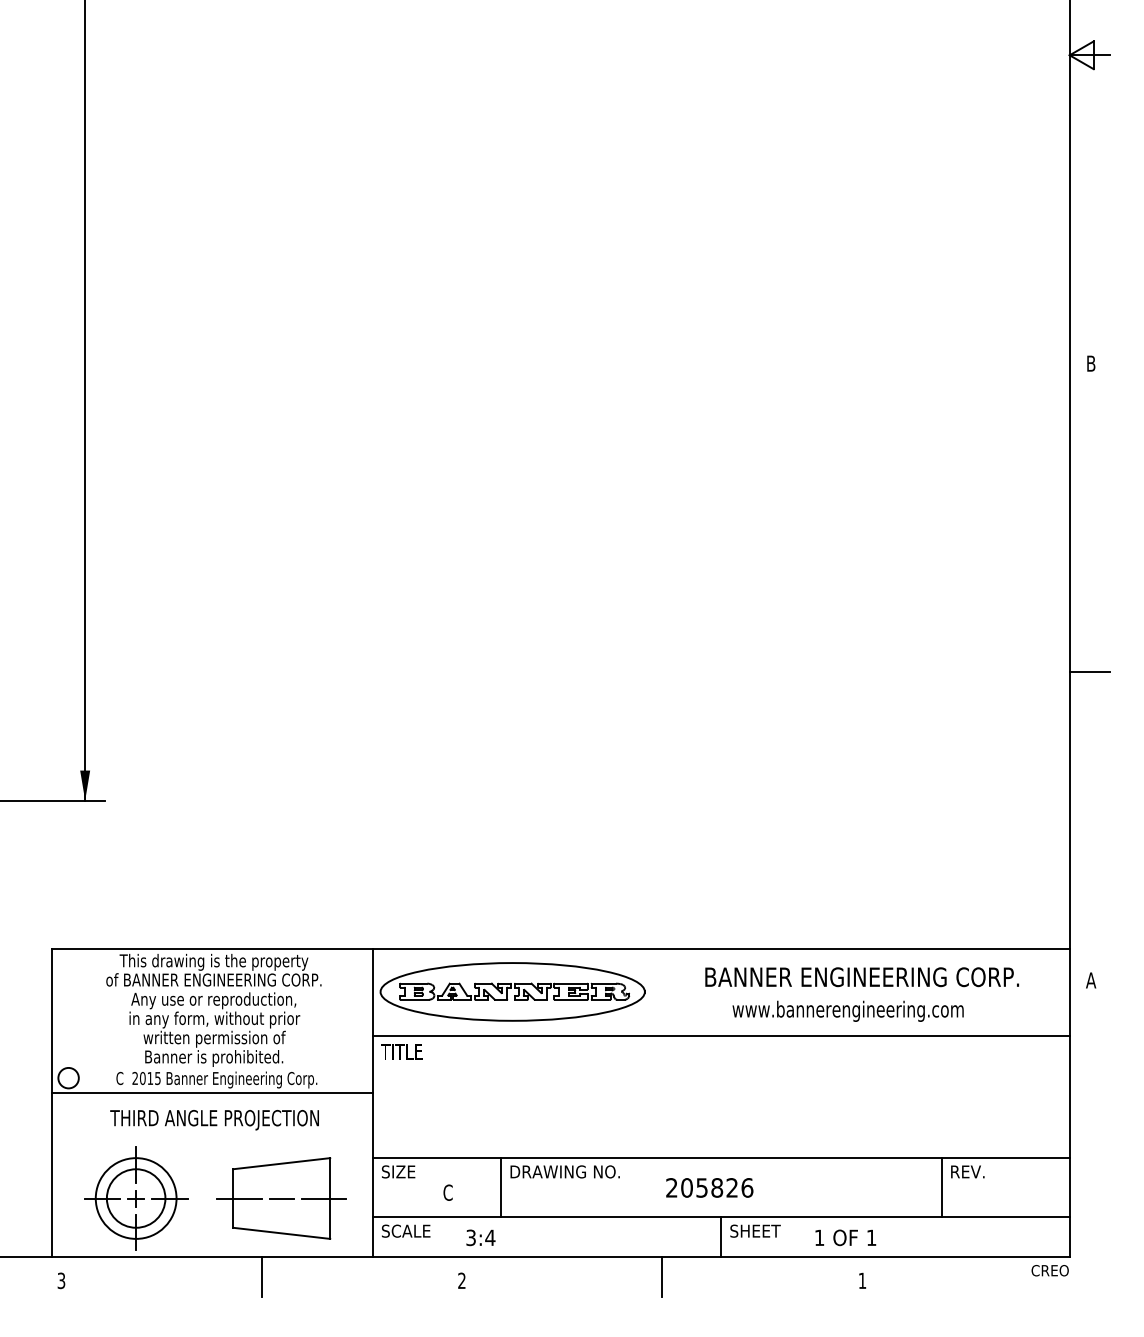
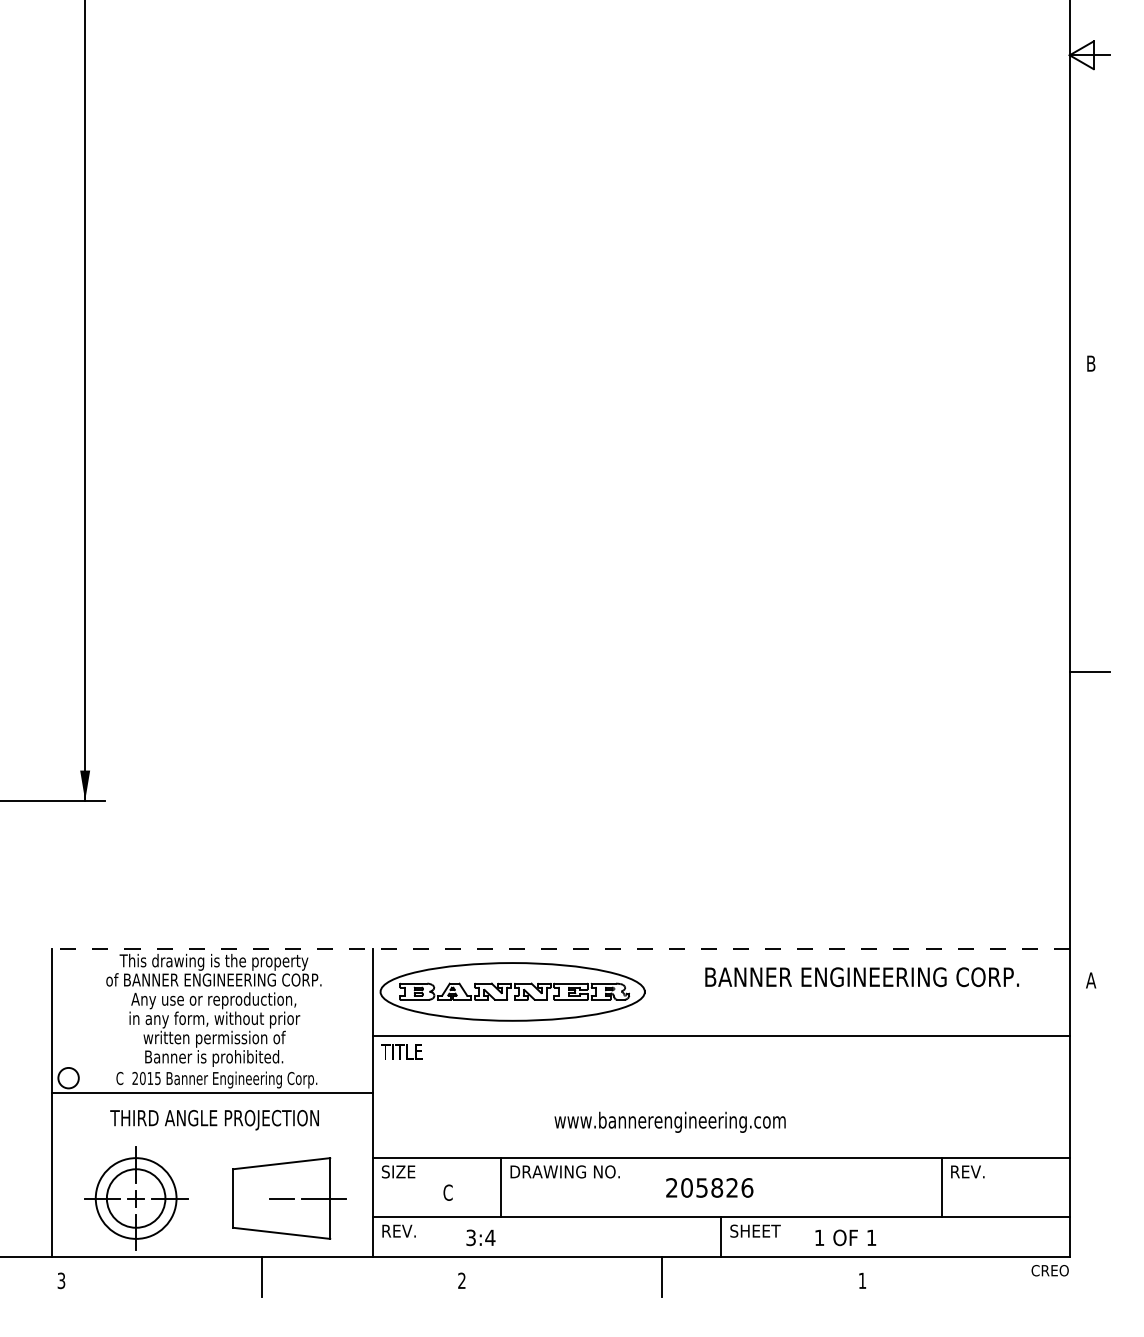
line: solid -> dashed (561, 949)
text position: (847, 1010) -> (669, 1121) (669, 1121)
line: present -> none (239, 1198)
text: SCALE -> REV. (405, 1230)
